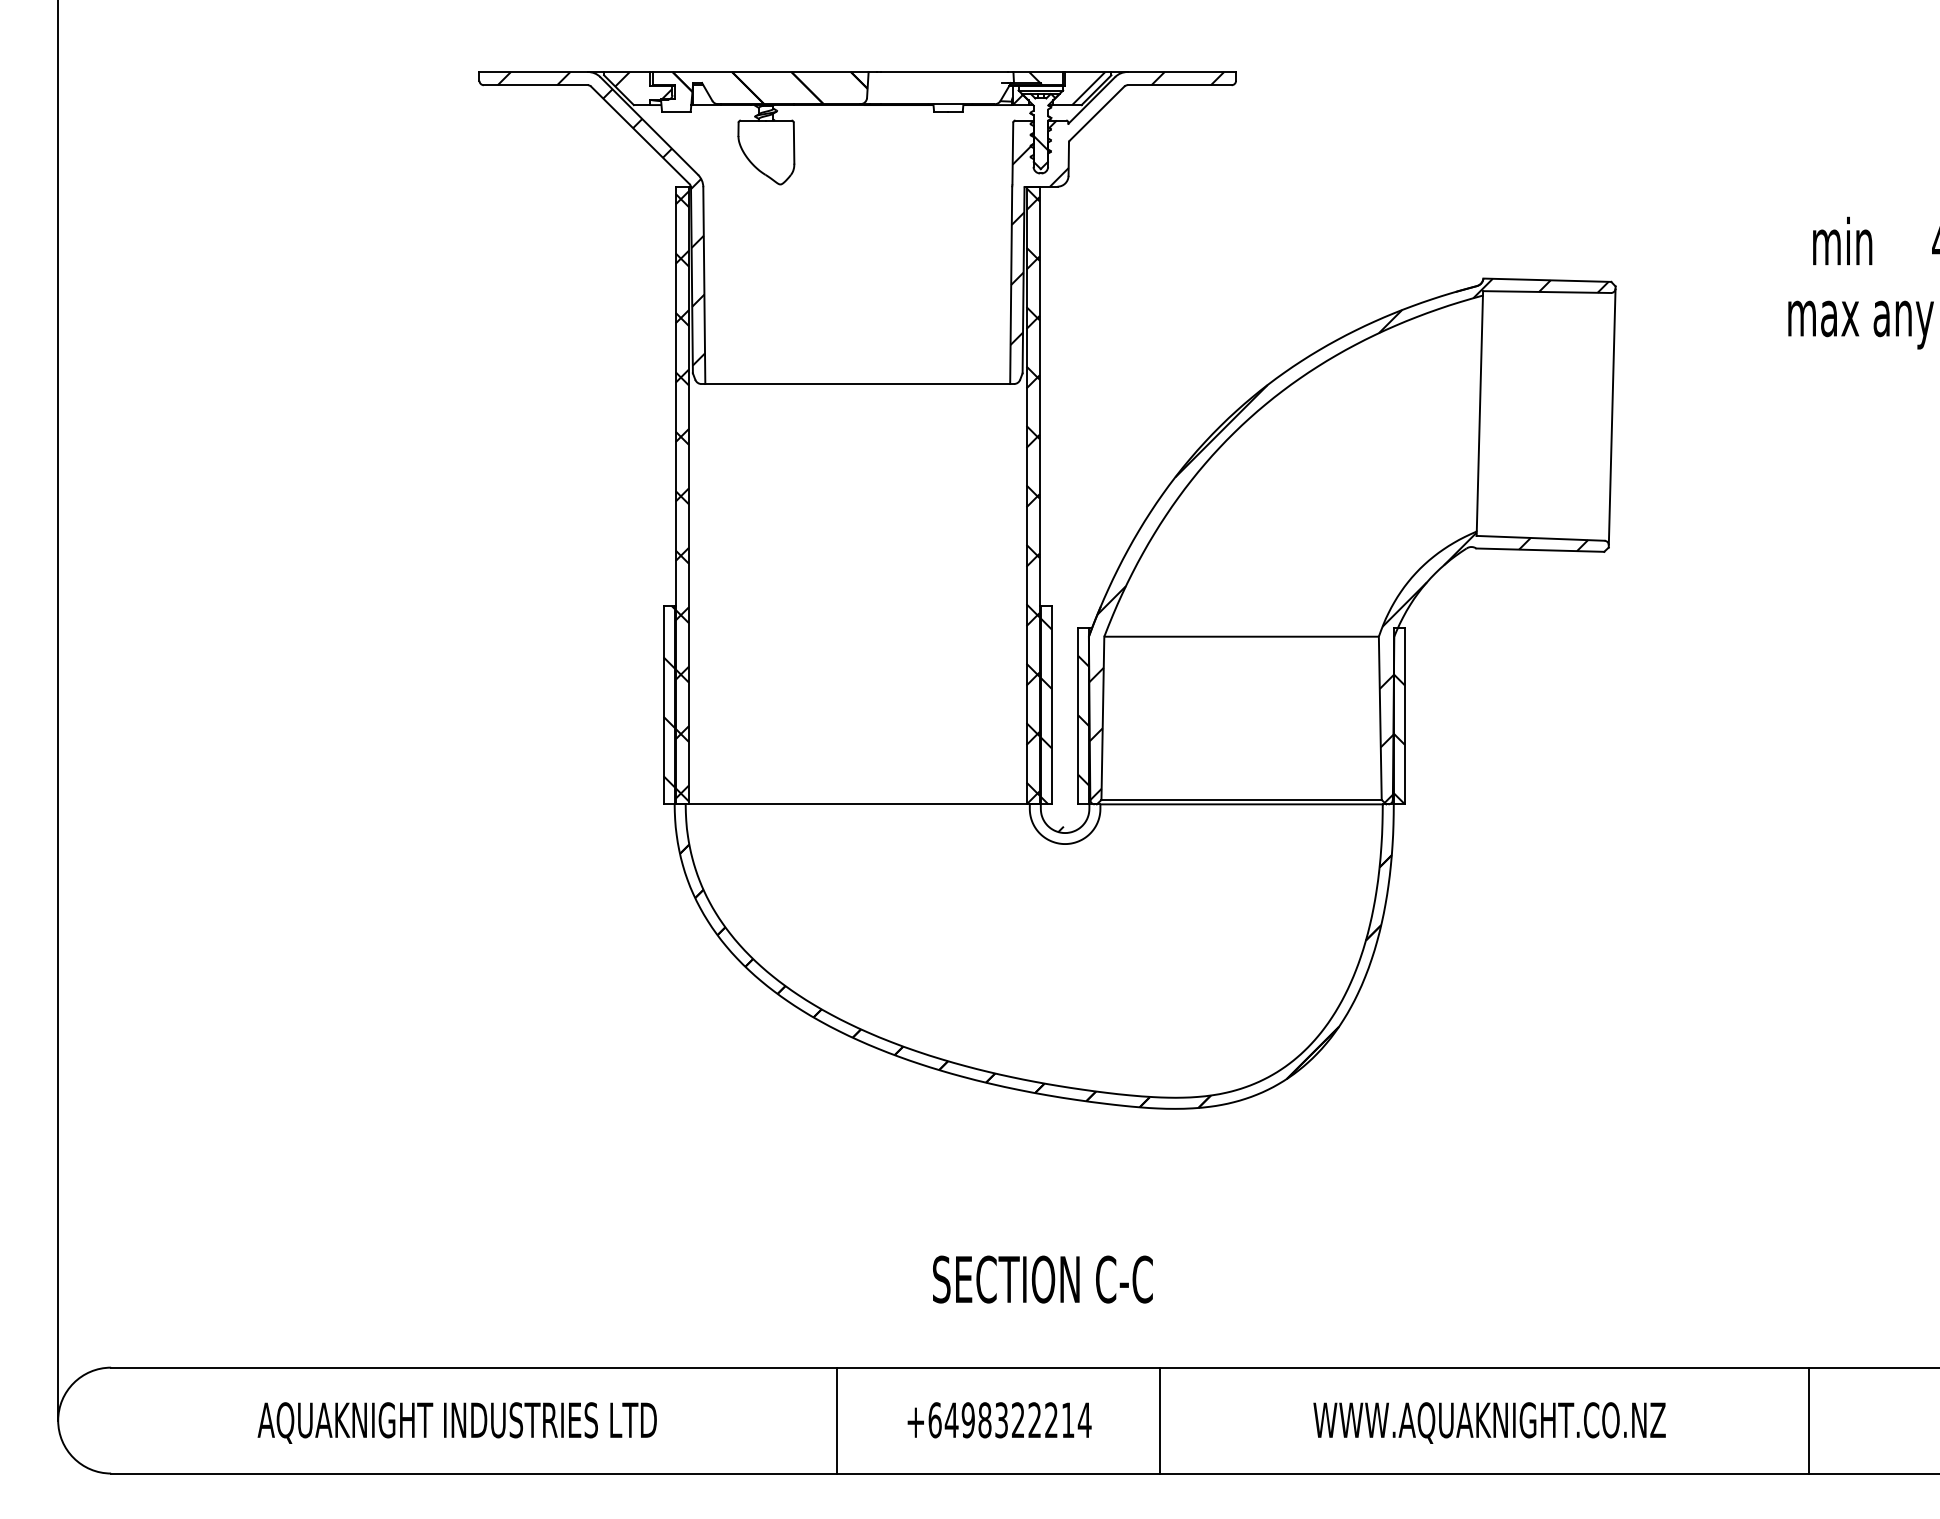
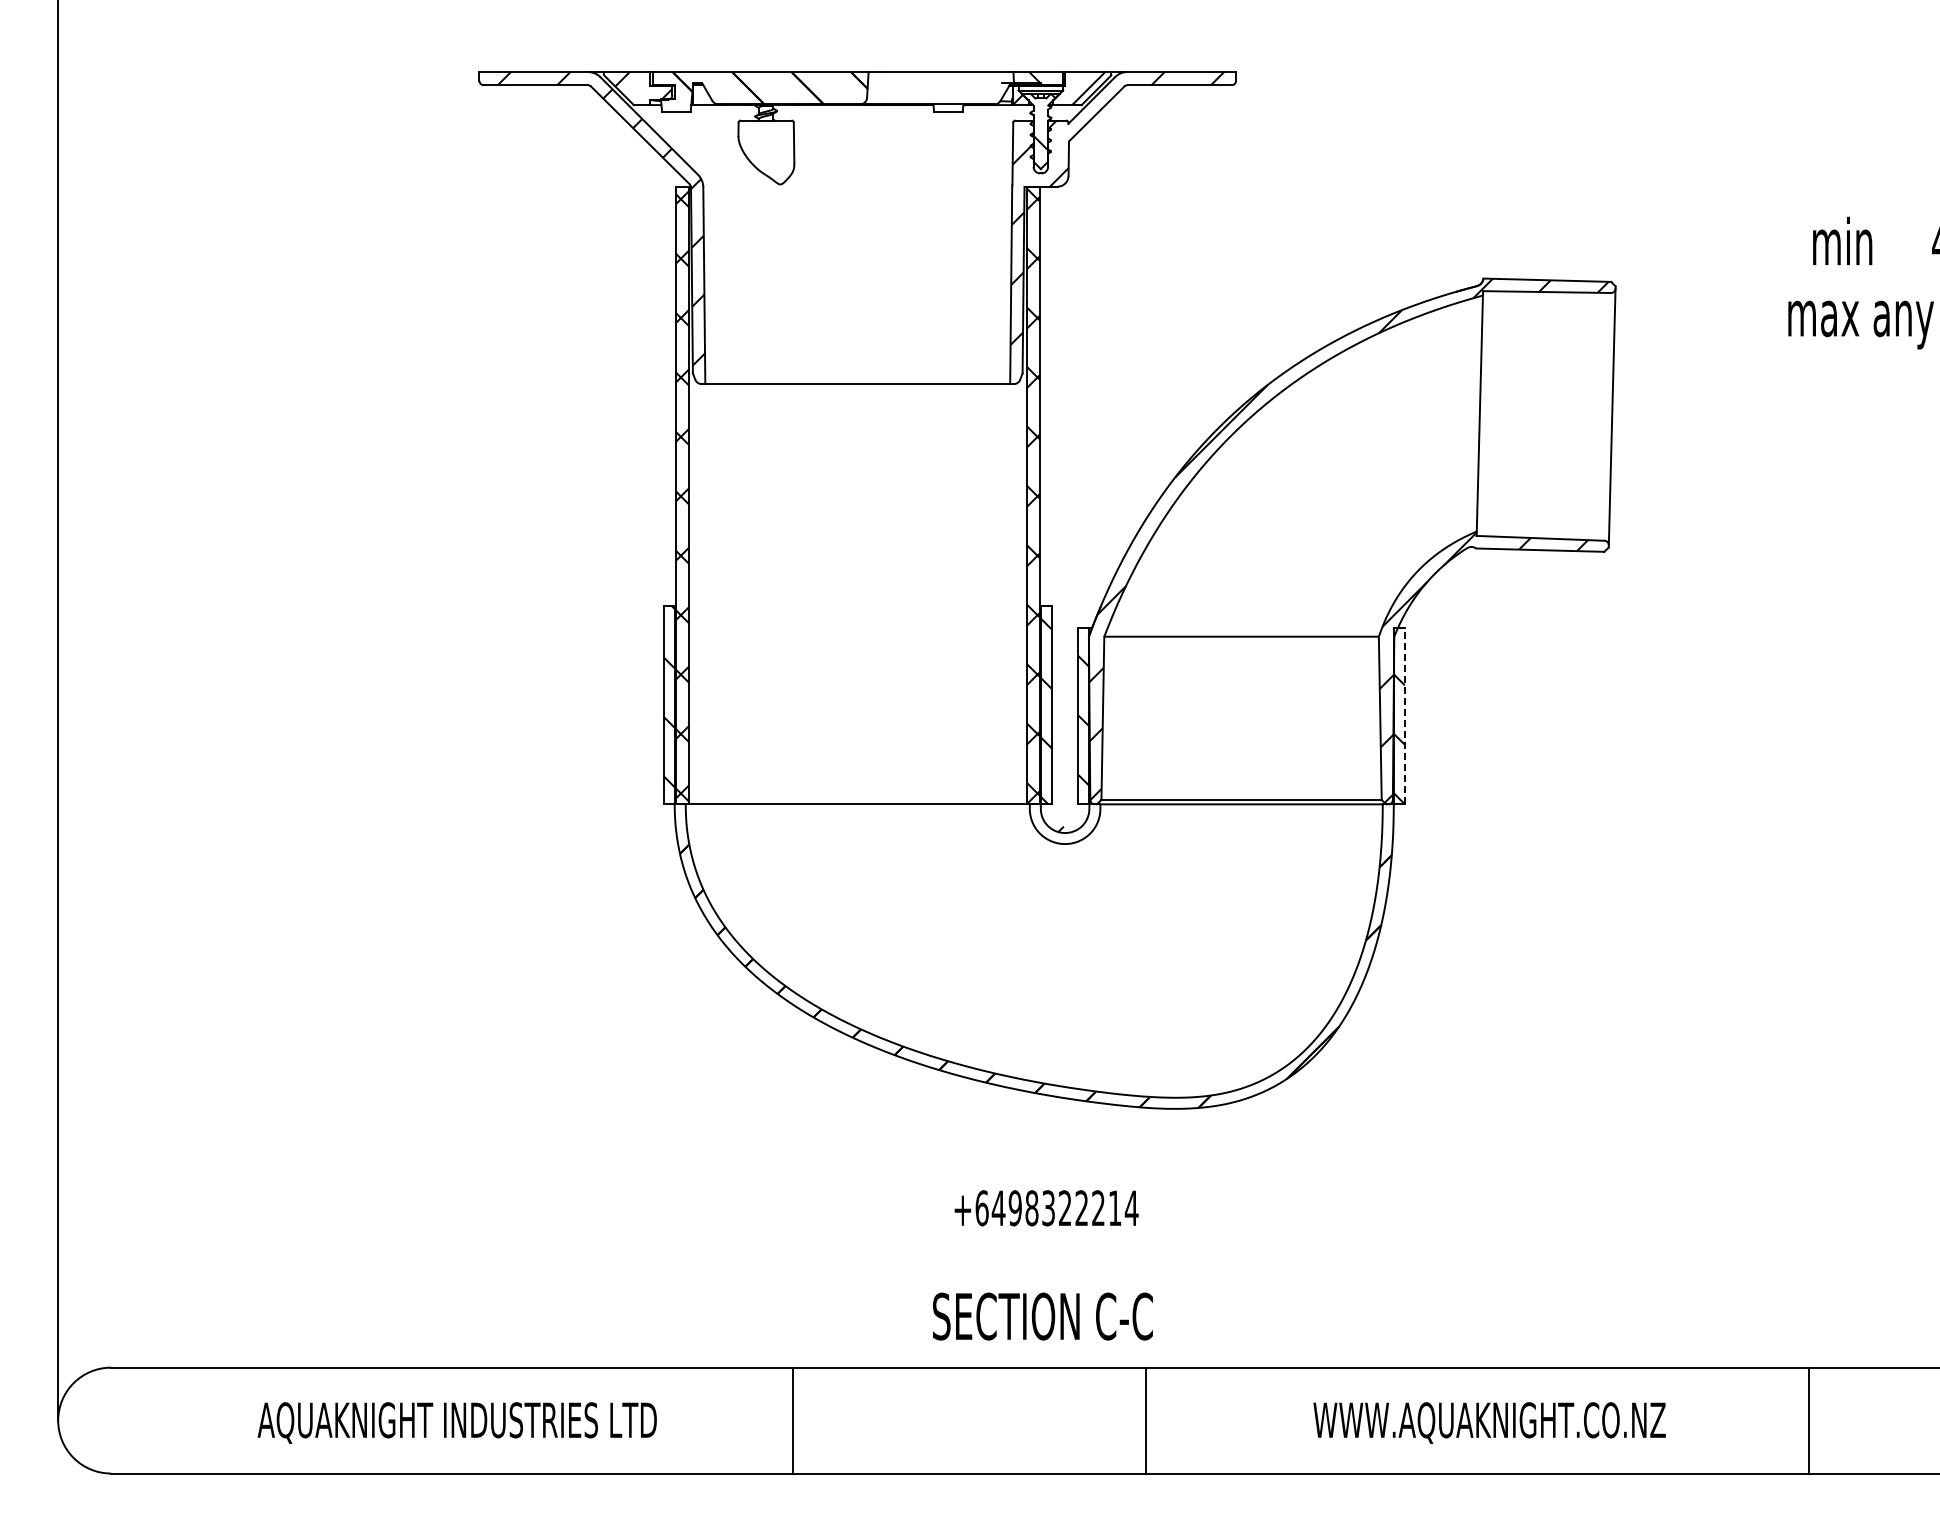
line: solid -> dashed (1404, 715)
text position: (1042, 1279) -> (1042, 1316) (1042, 1316)
line position: (836, 1420) -> (792, 1420) (792, 1420)
text position: (999, 1420) -> (1046, 1208) (1046, 1208)
line position: (1159, 1420) -> (1145, 1420) (1145, 1420)
